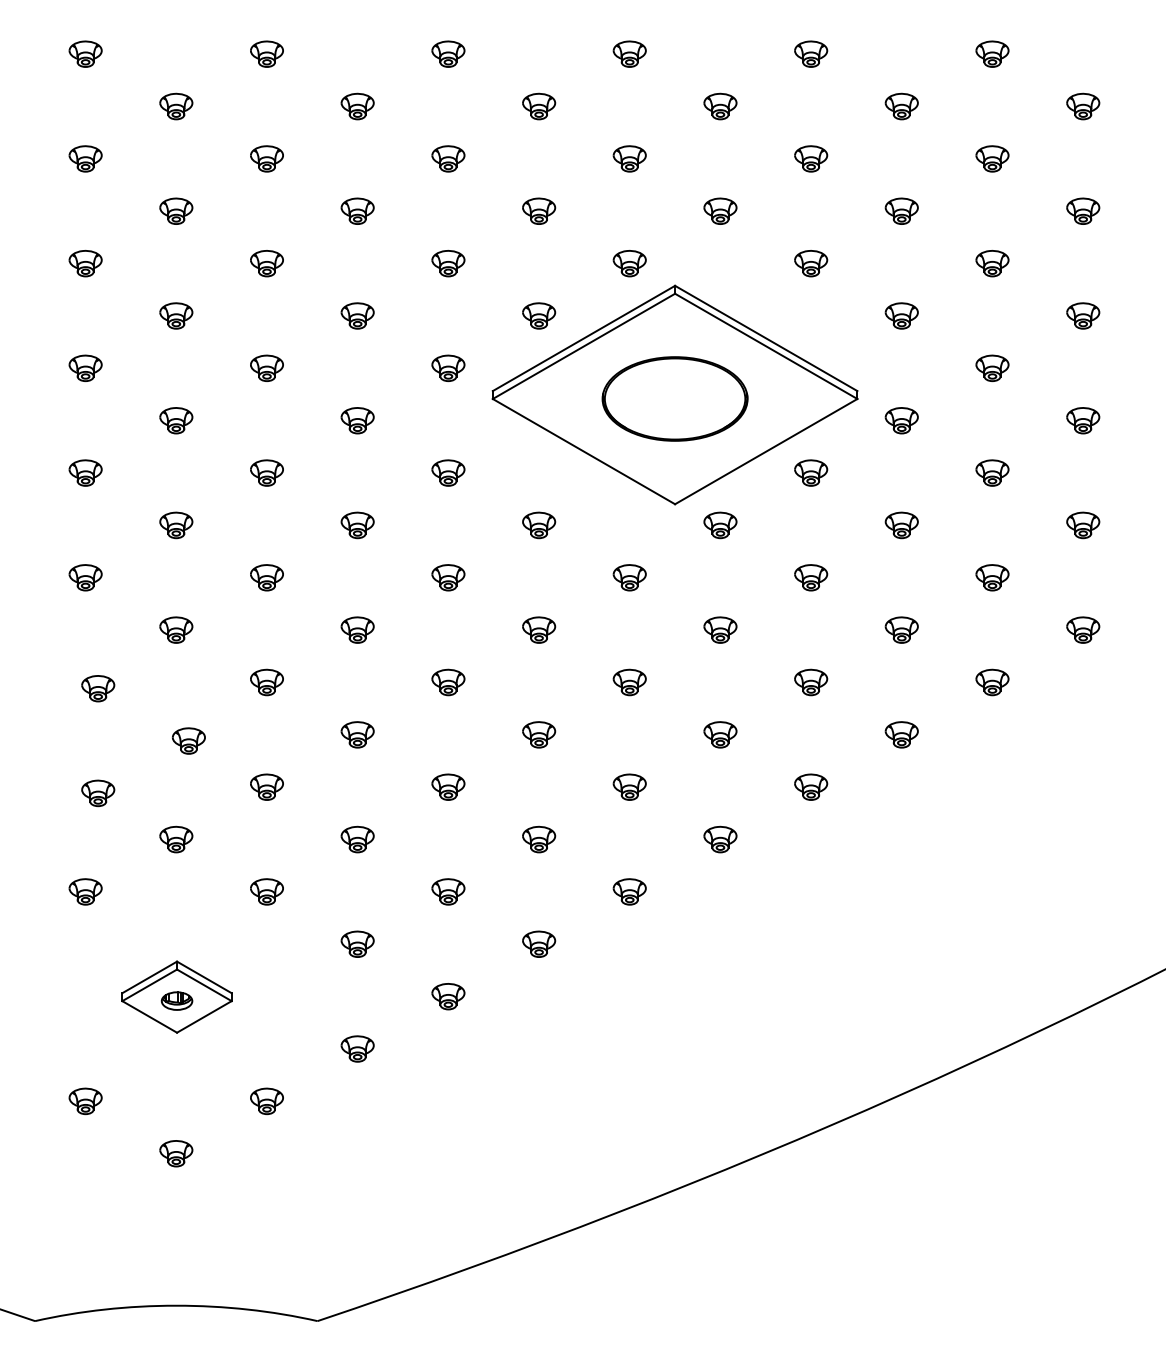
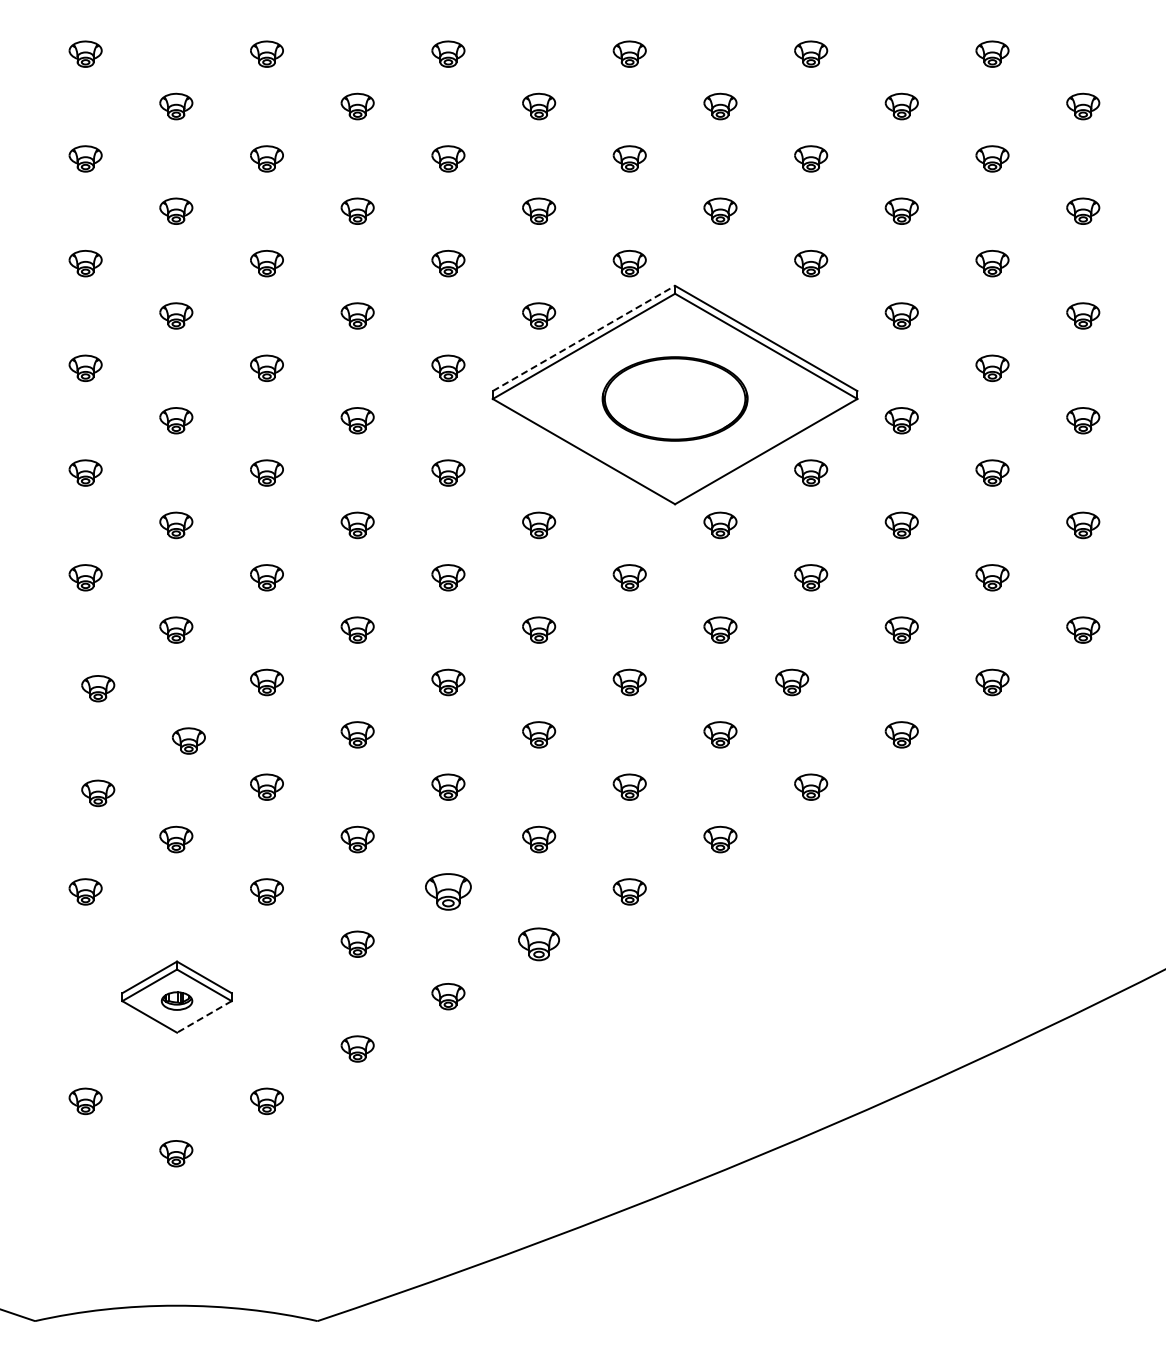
line: solid -> dashed (584, 338)
part position: (811, 682) -> (792, 682) (792, 682)
part size: 35x28 px -> 47x38 px (448, 891)
part size: 35x28 px -> 42x35 px (538, 944)
line: solid -> dashed (204, 1016)
